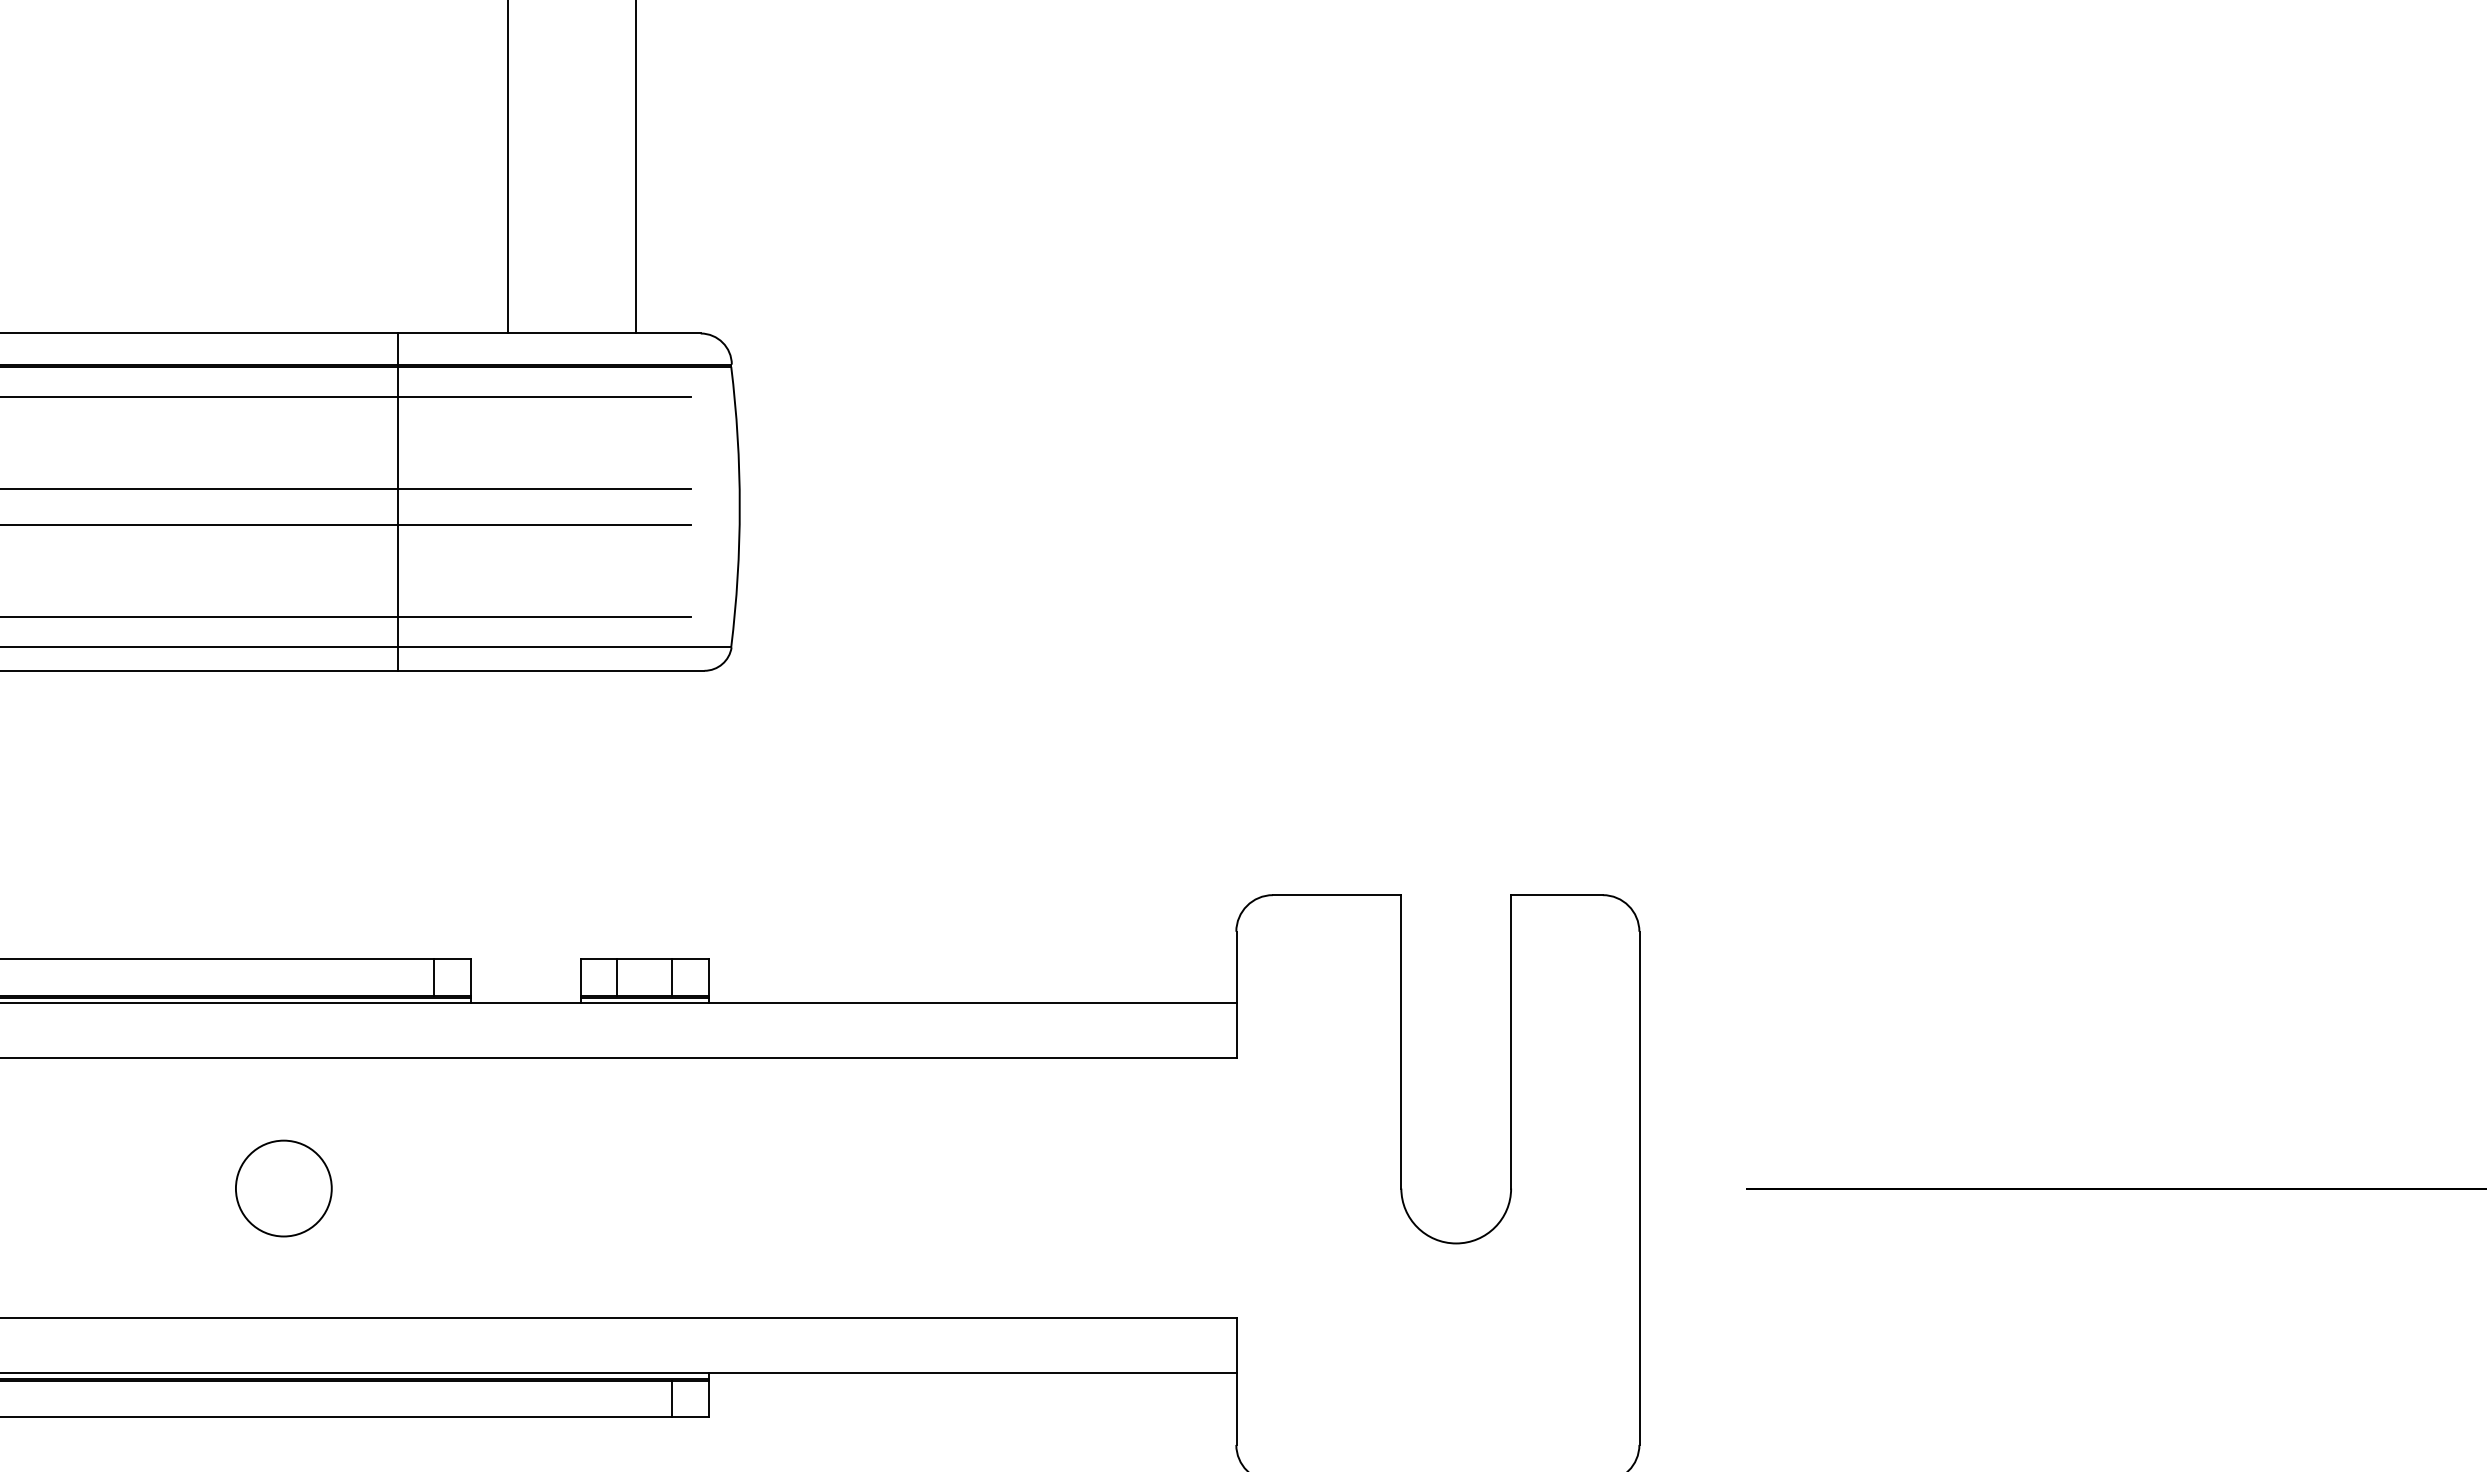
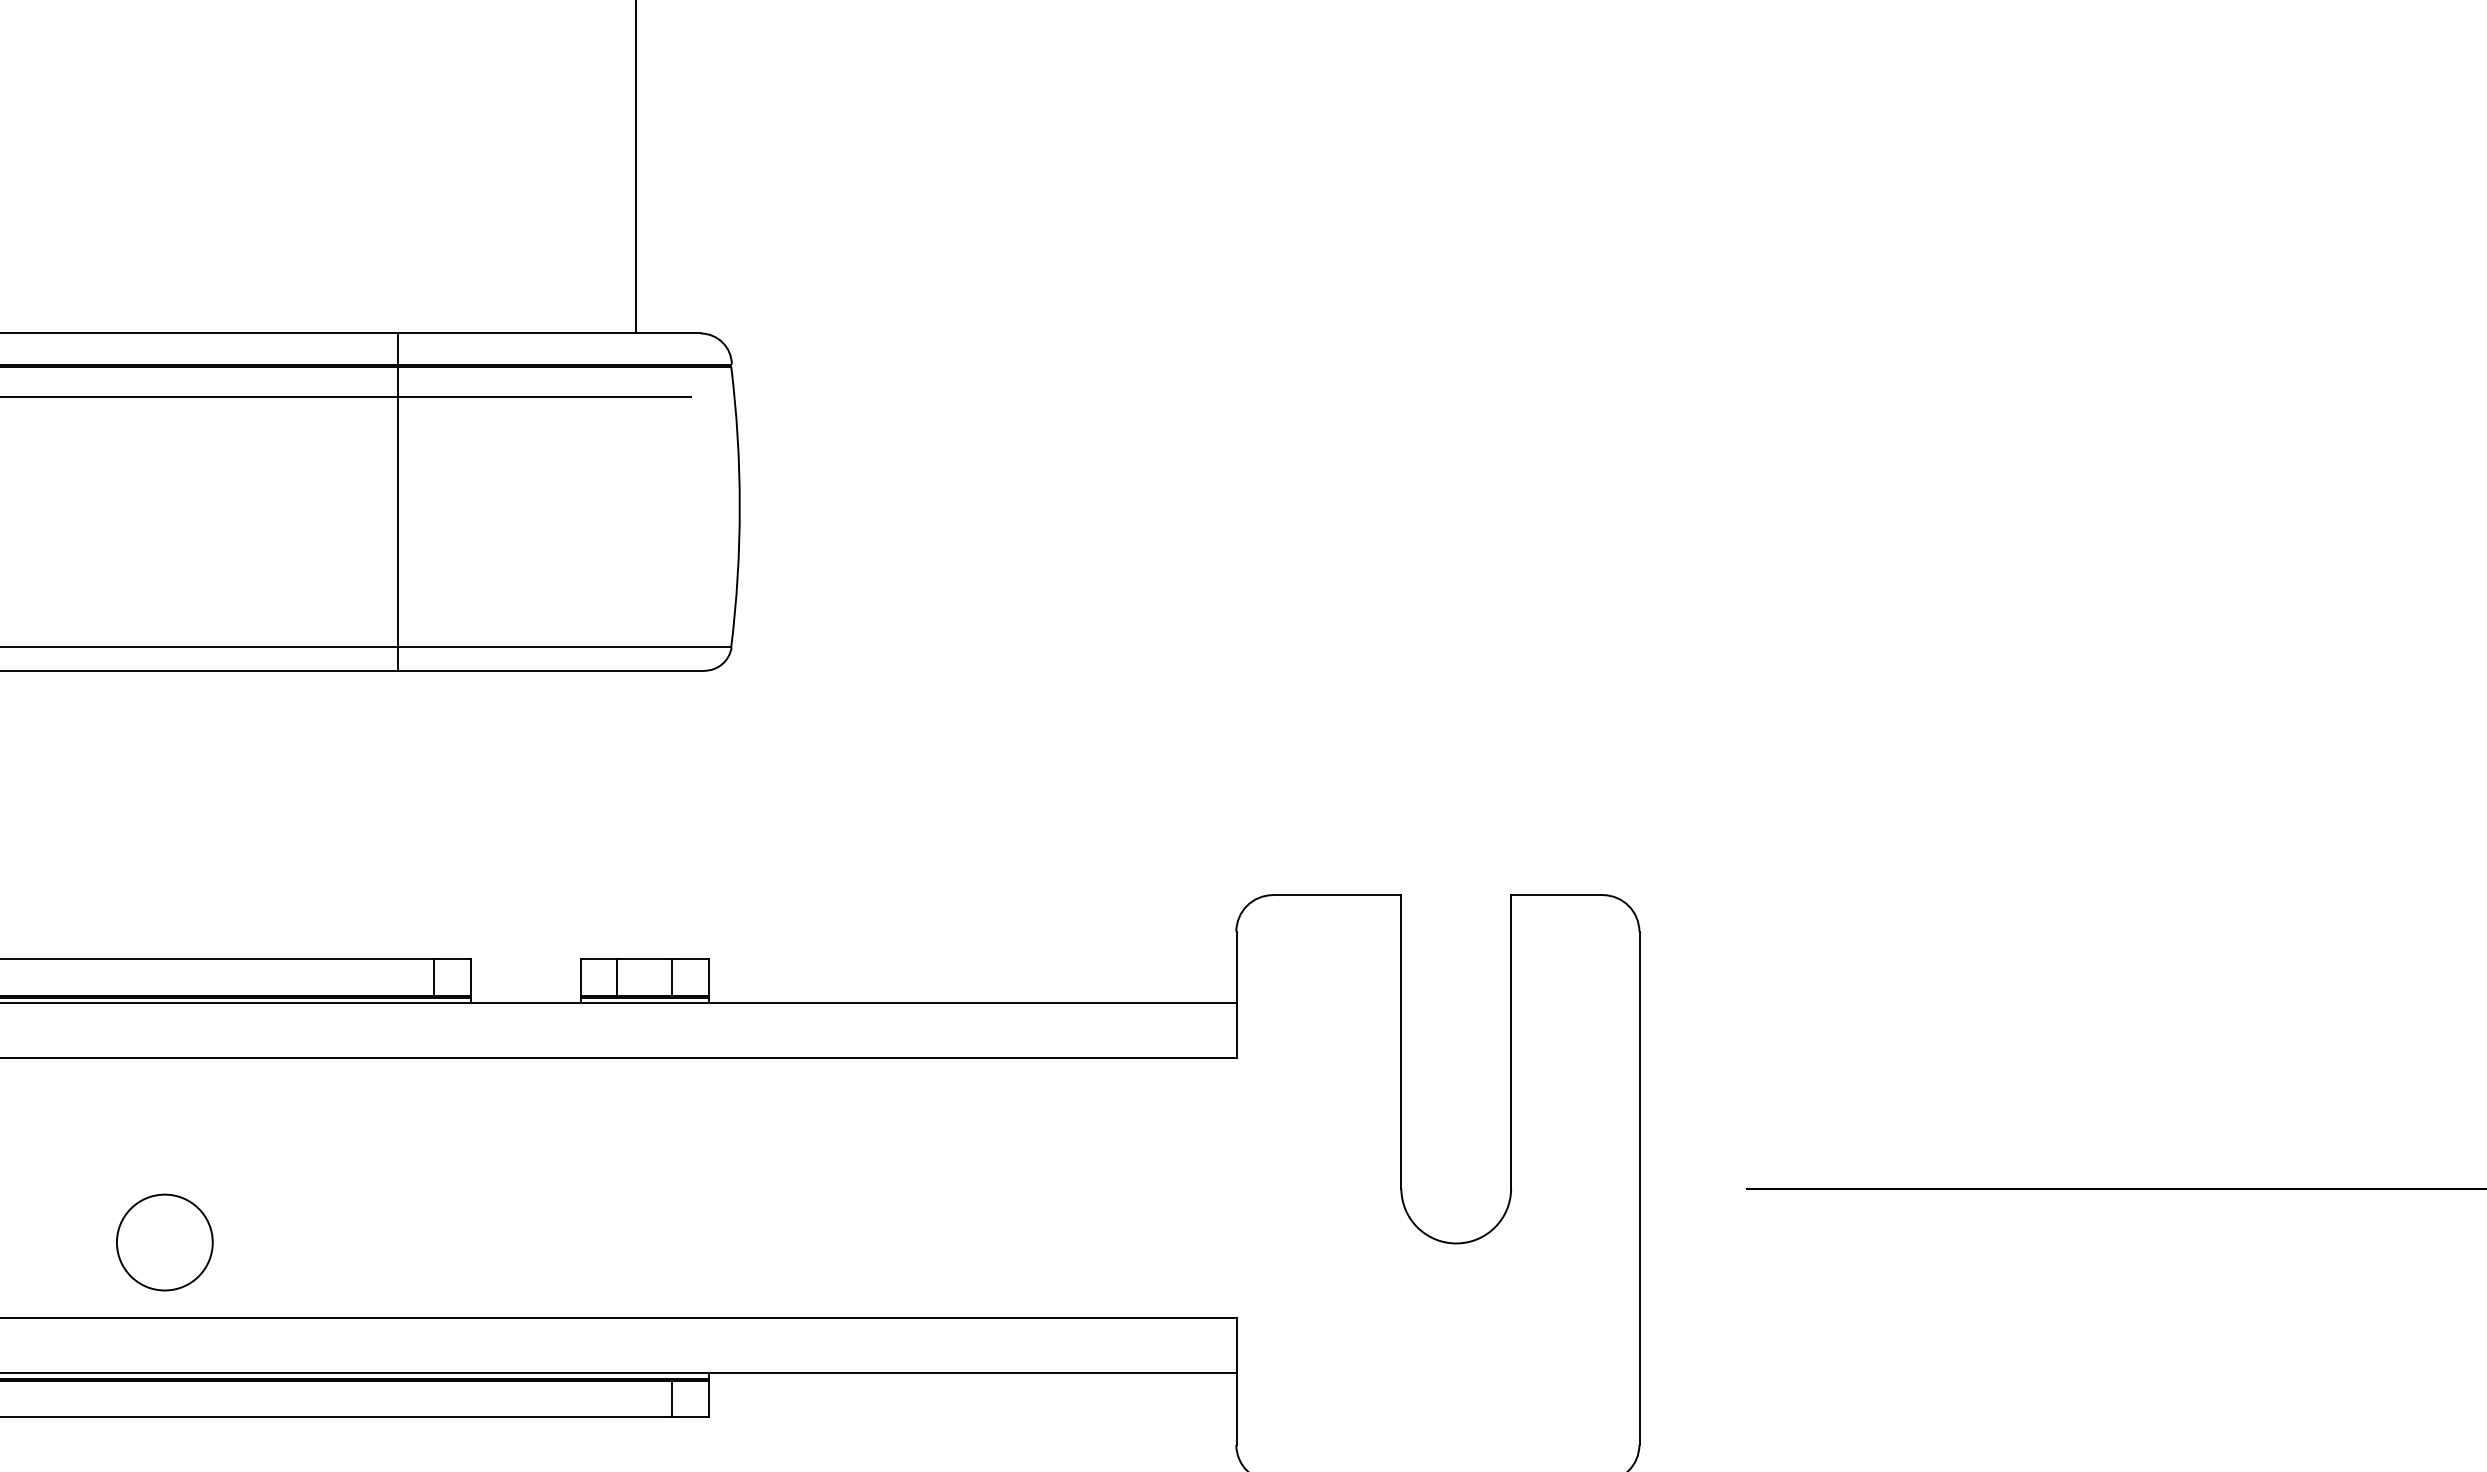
line: present -> none (507, 167)
line: present -> none (346, 488)
line: present -> none (346, 525)
line: present -> none (346, 616)
circle position: (283, 1188) -> (164, 1242) (164, 1242)
